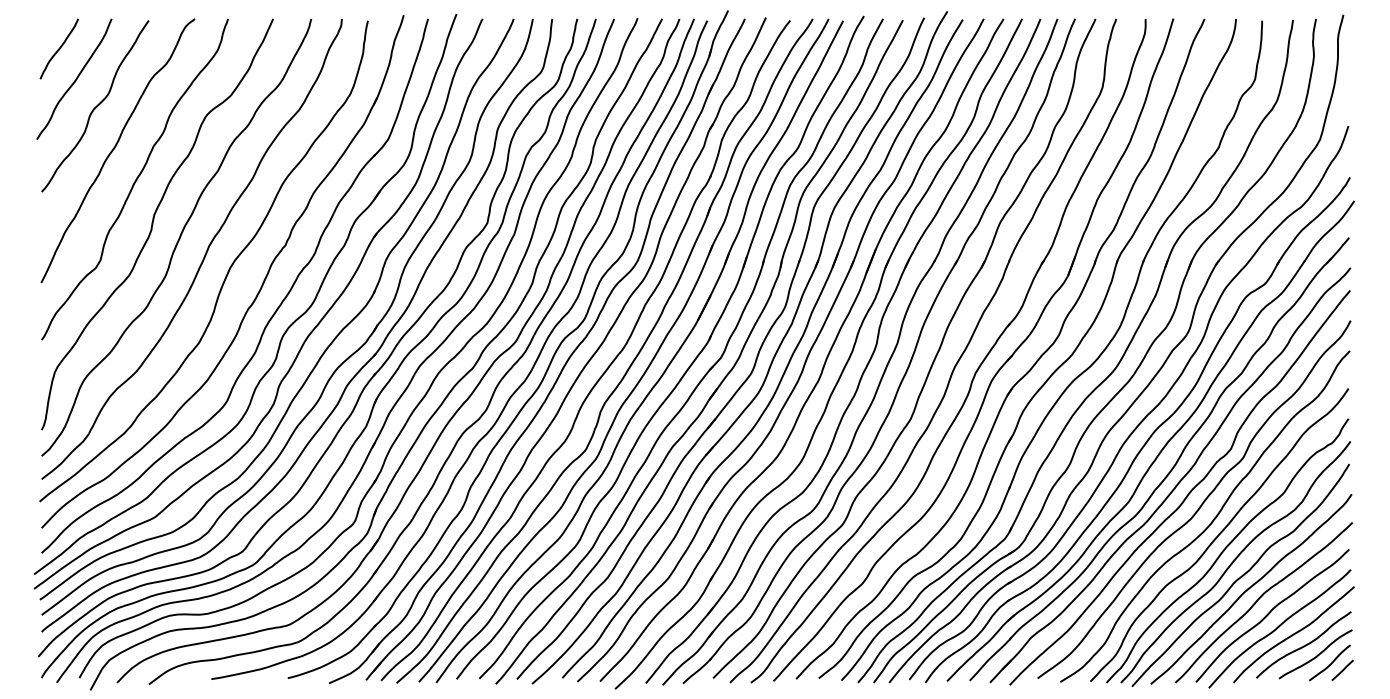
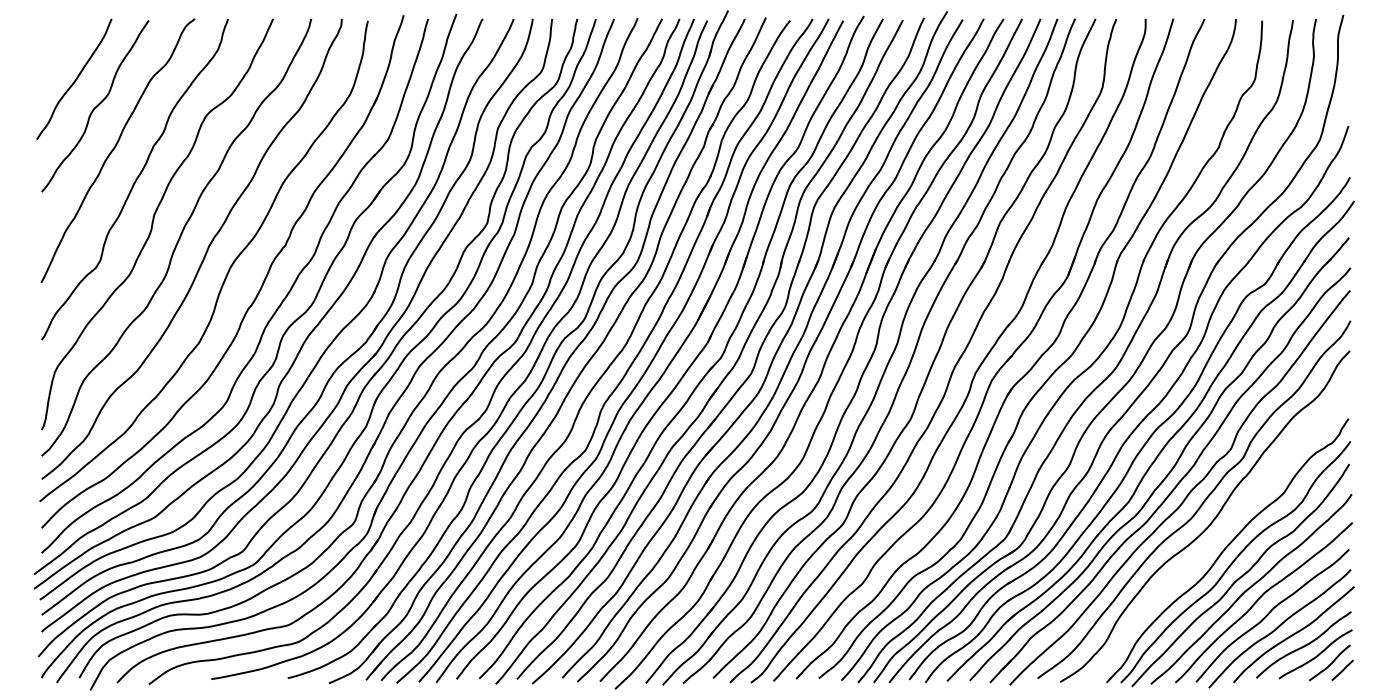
curve: present -> none (58, 48)
curve: present -> none (1219, 534)
